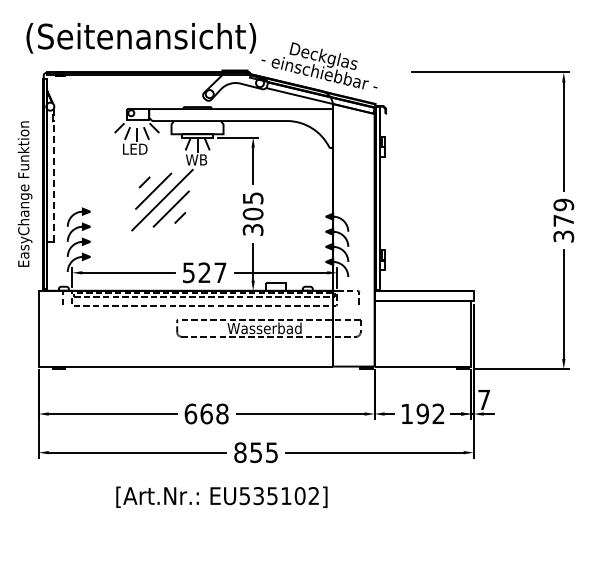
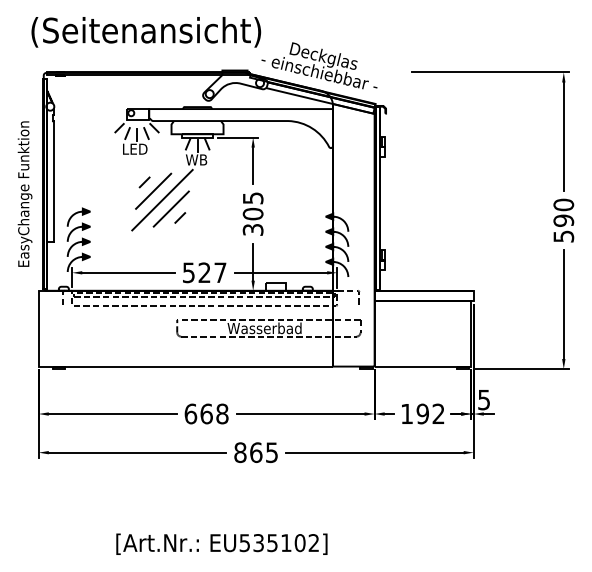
text position: (141, 38) -> (146, 32) (146, 32)
line: dashed -> solid (53, 181)
text: 379 -> 590 (563, 219)
text: 7 -> 5 (483, 400)
text: 855 -> 865 (256, 452)
text position: (221, 496) -> (221, 543) (221, 543)
